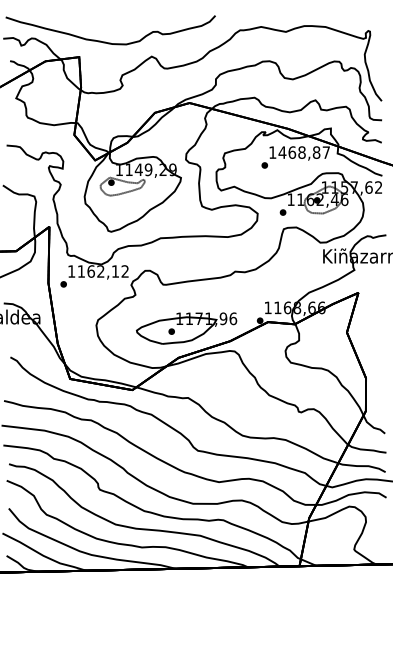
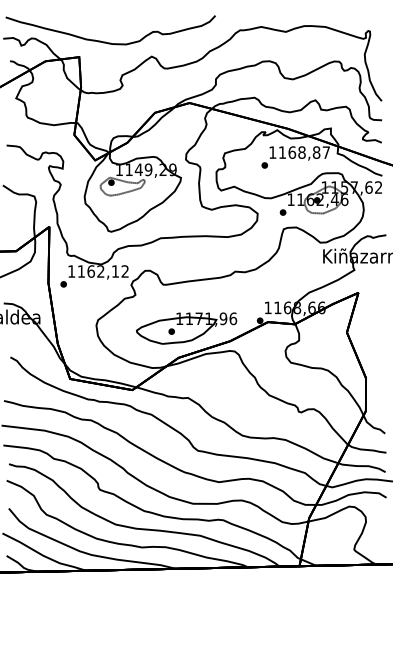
text: 1468,87 -> 1168,87 (282, 152)
